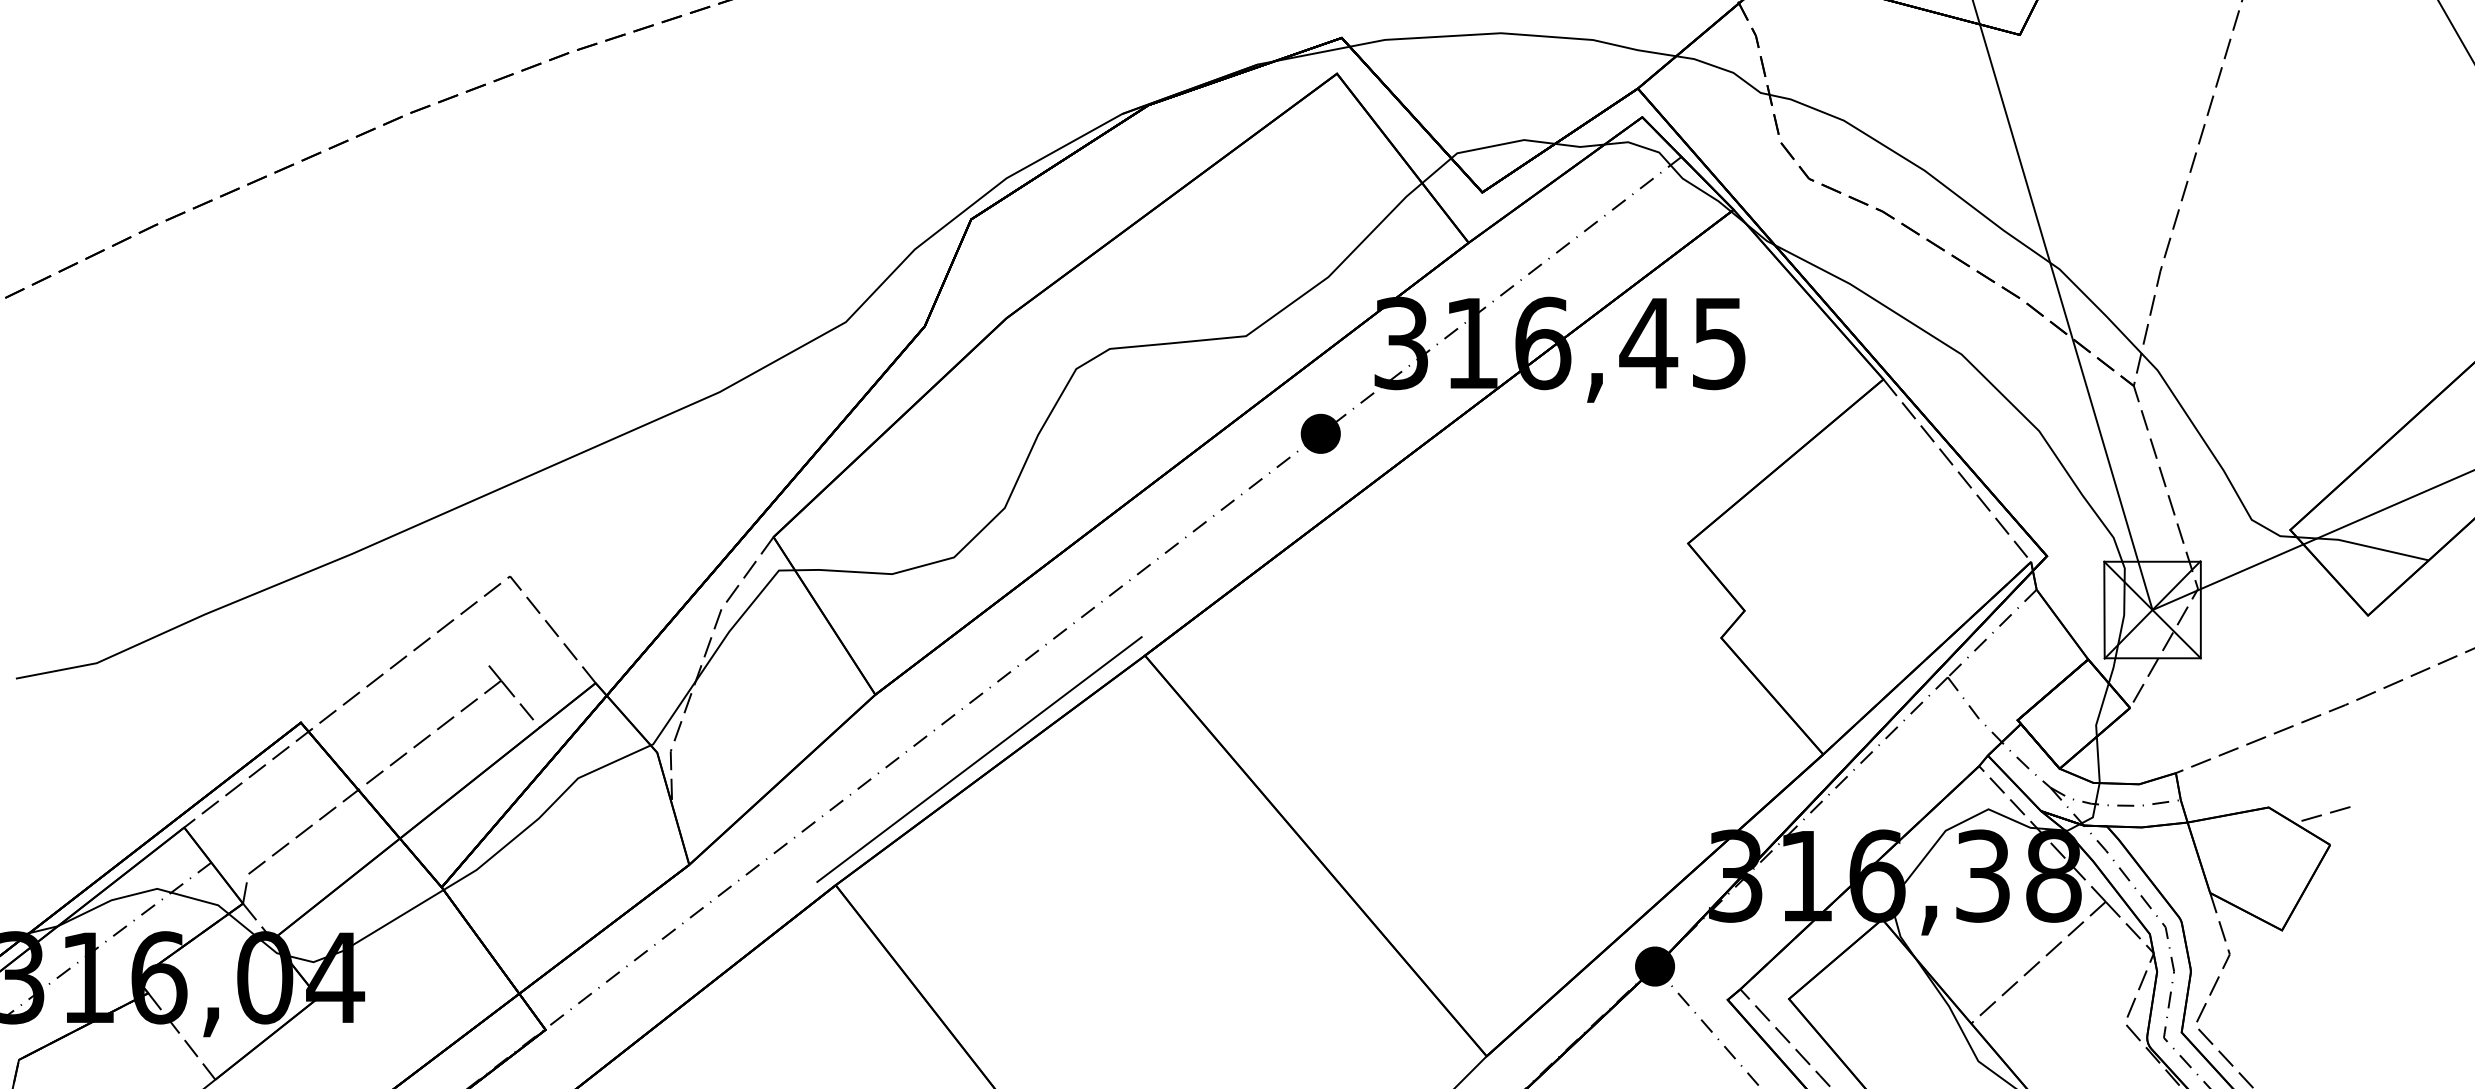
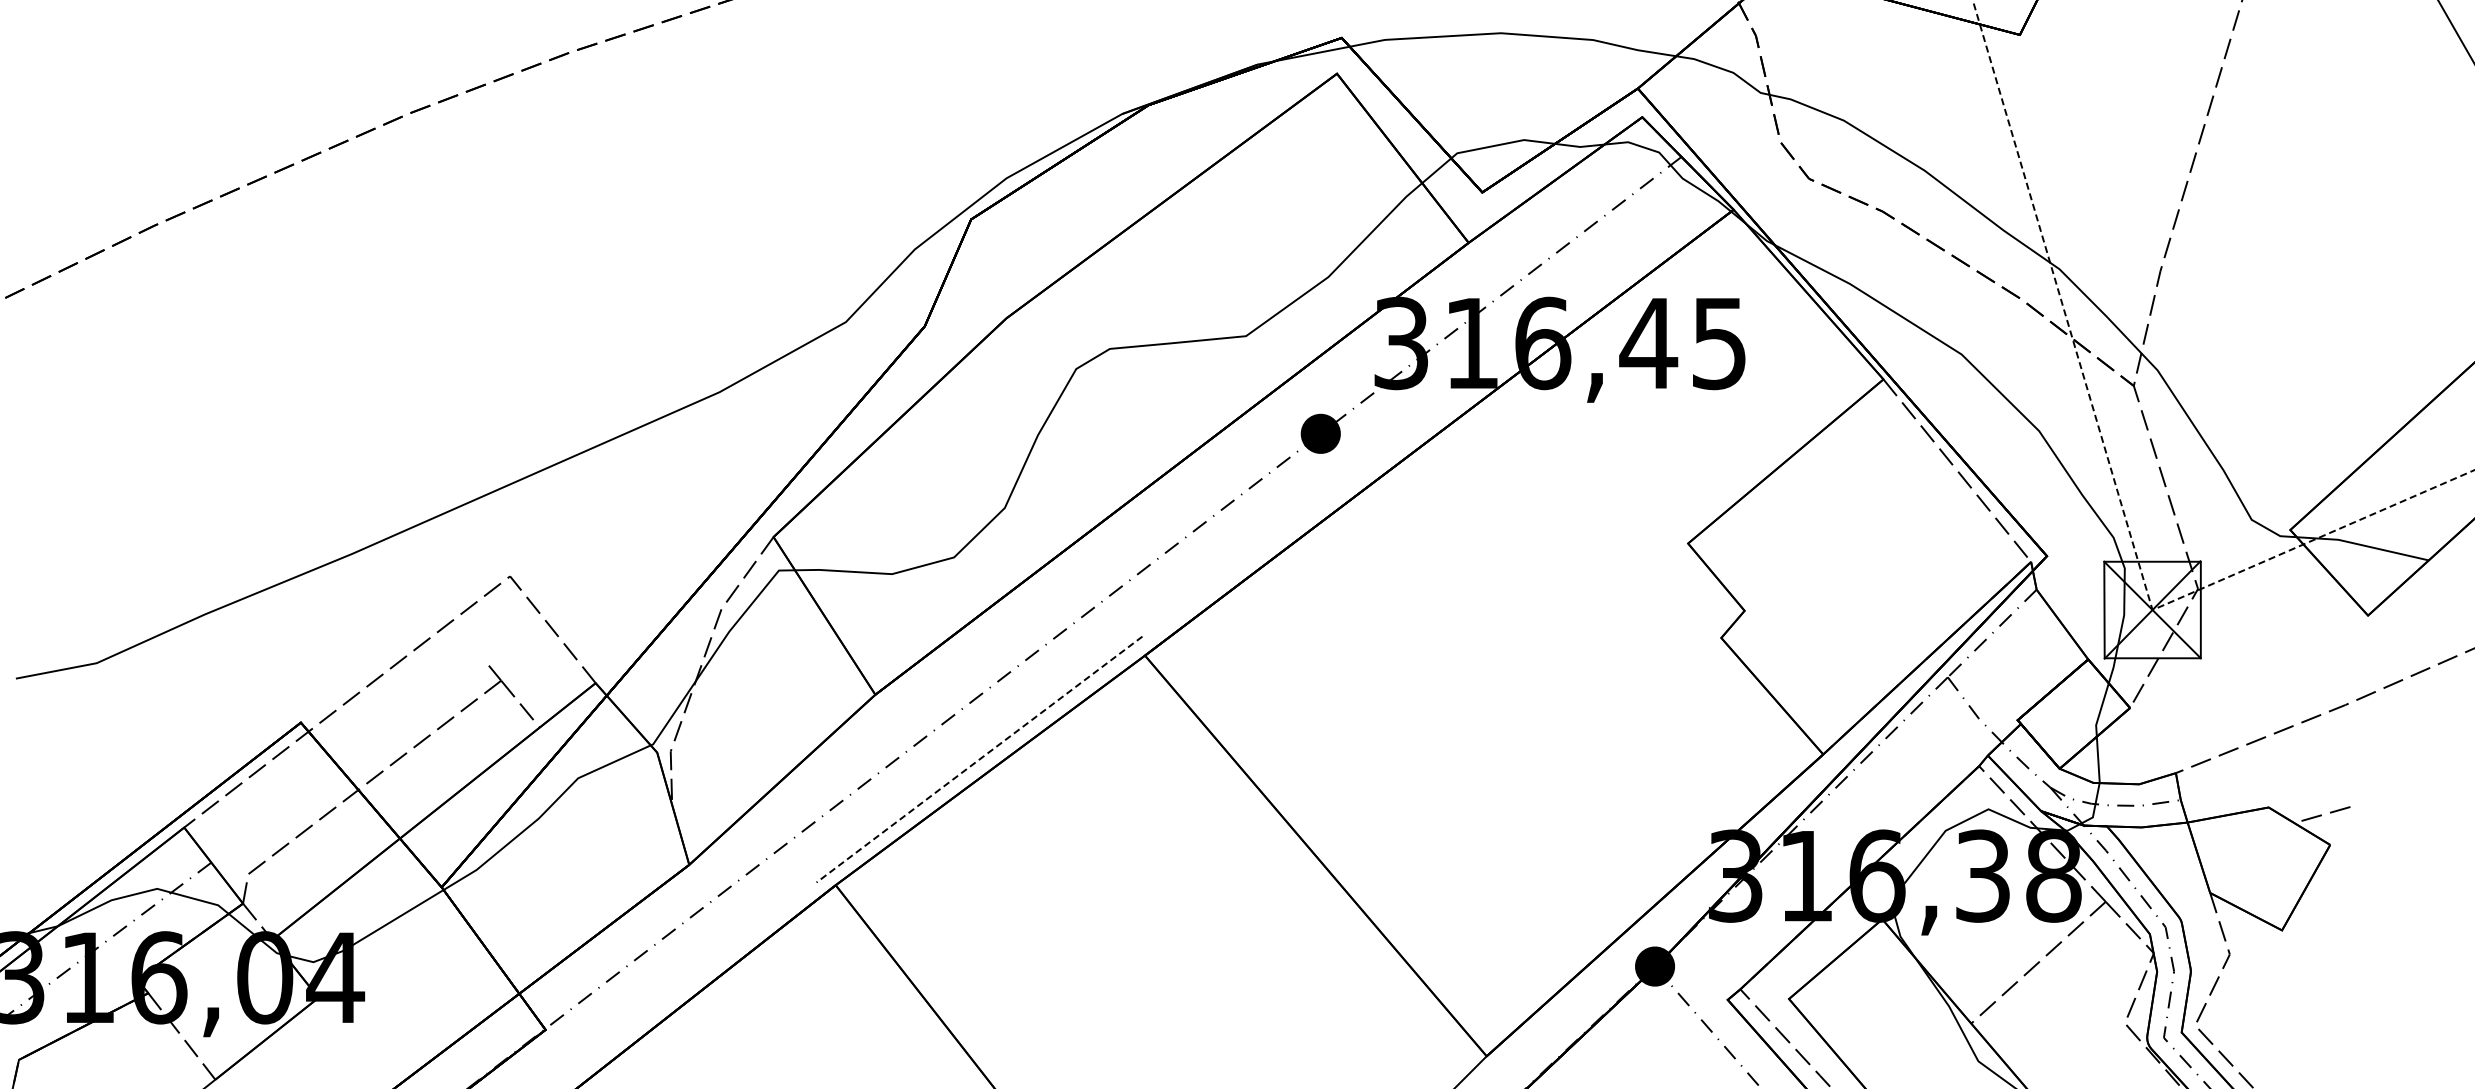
line: solid -> dashed (2112, 473)
line: solid -> dashed (979, 759)
